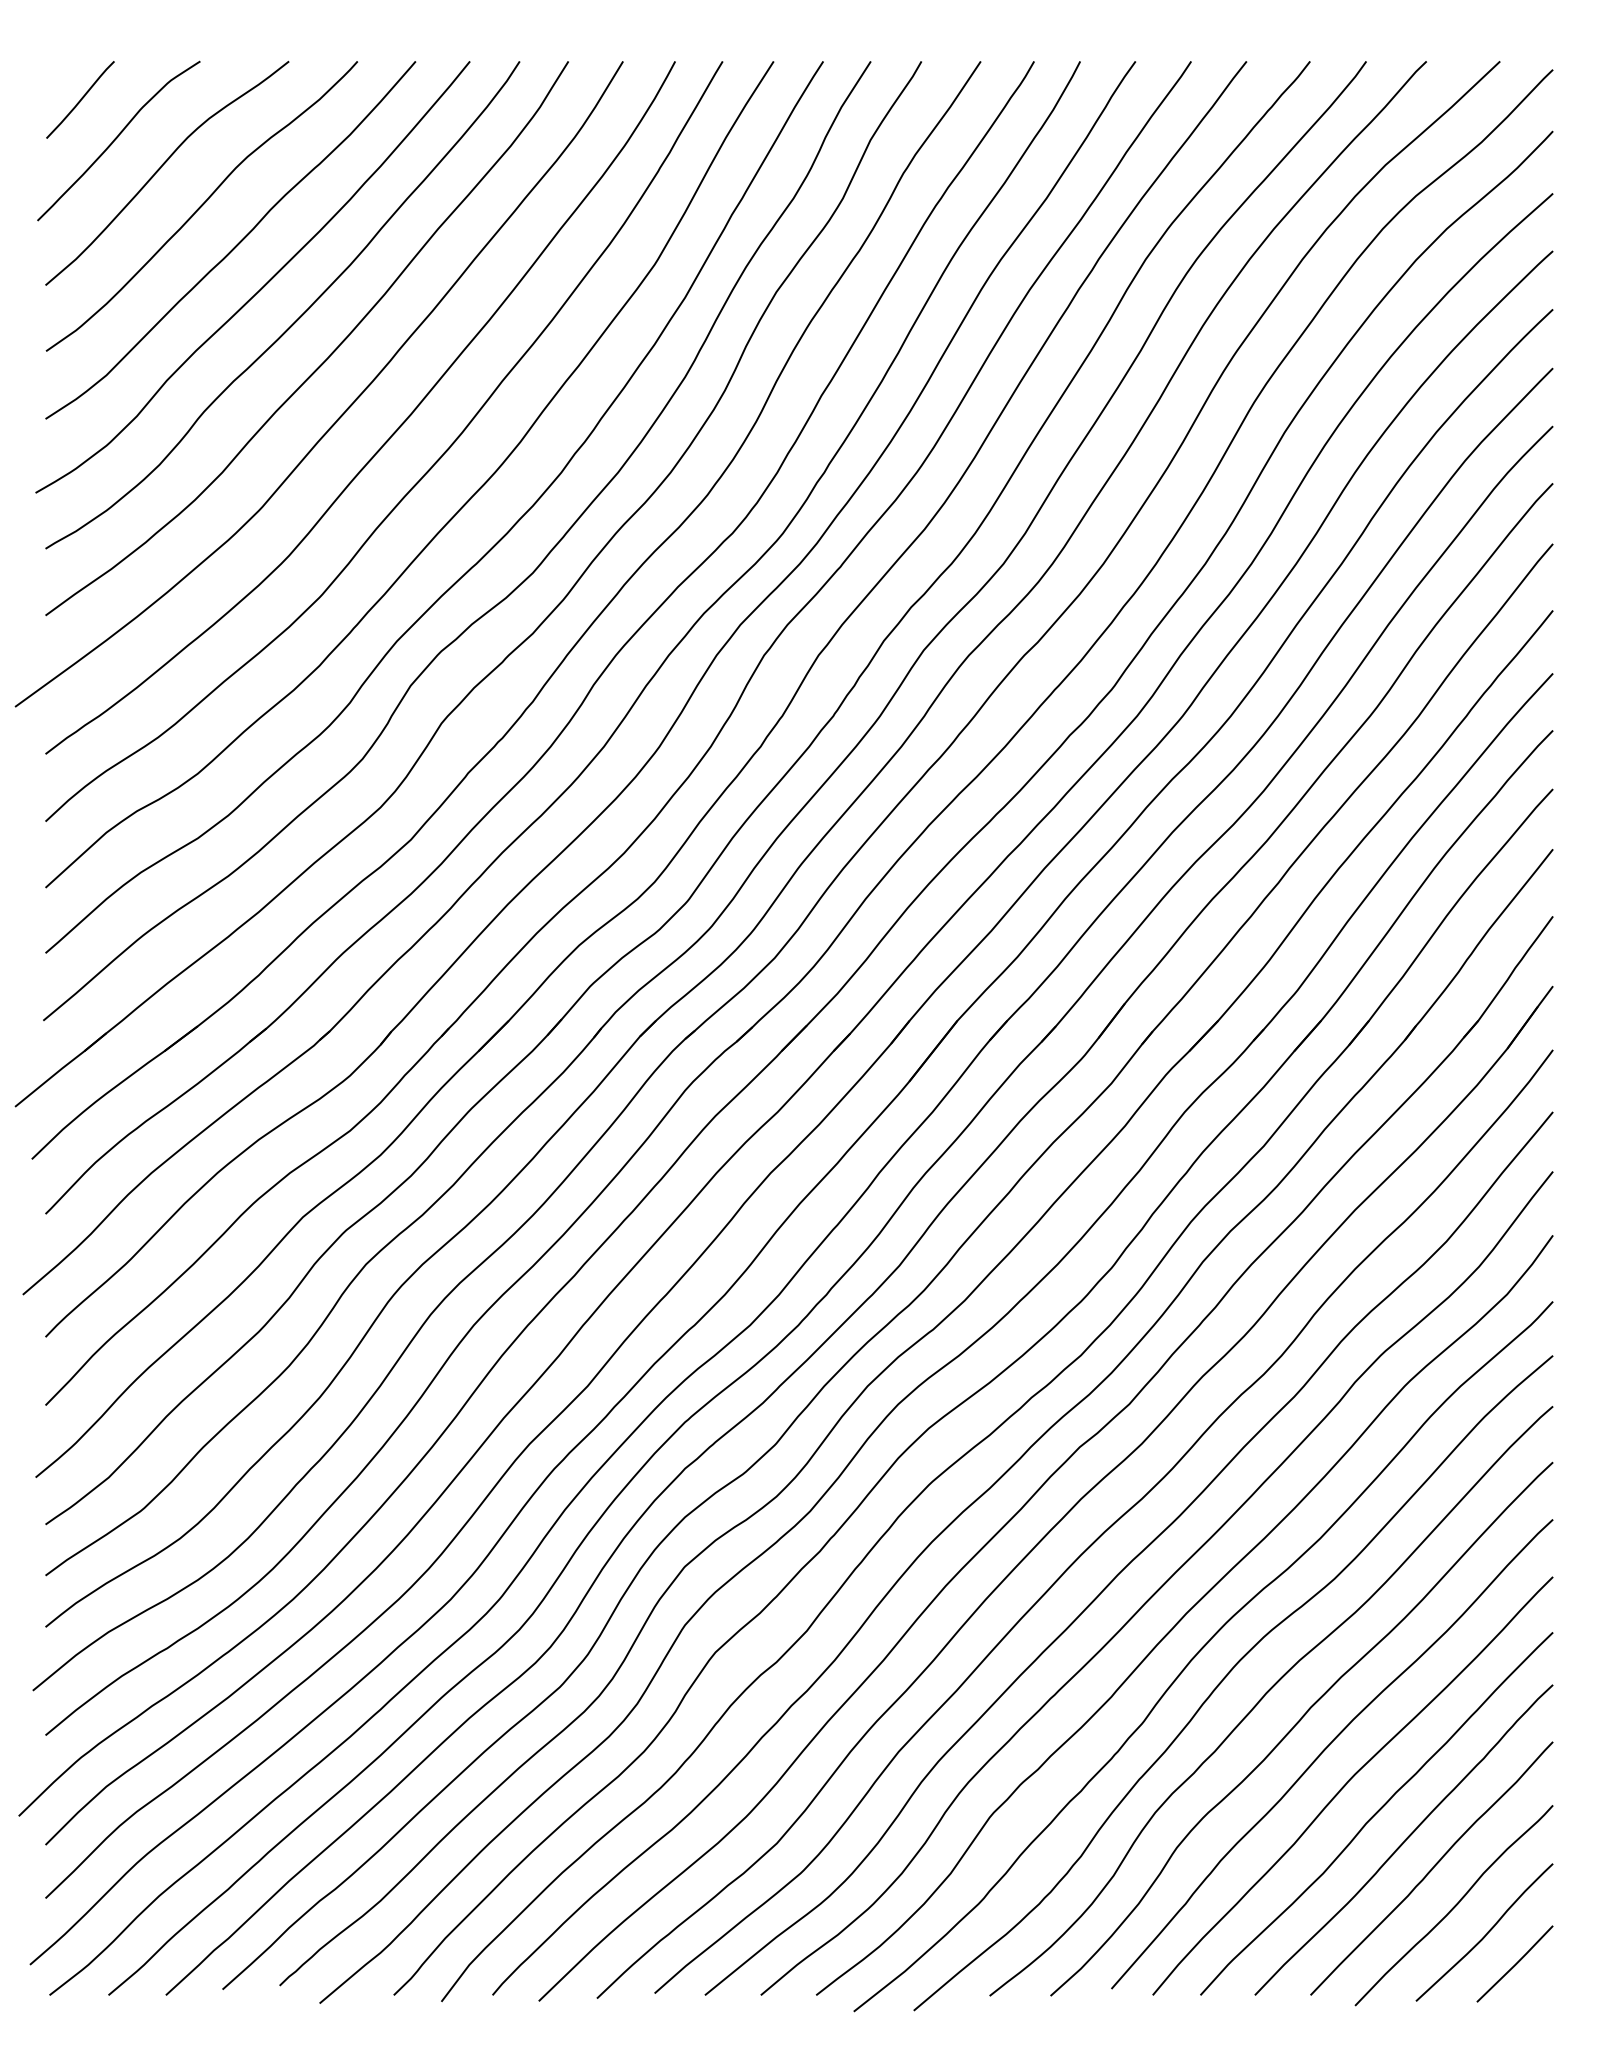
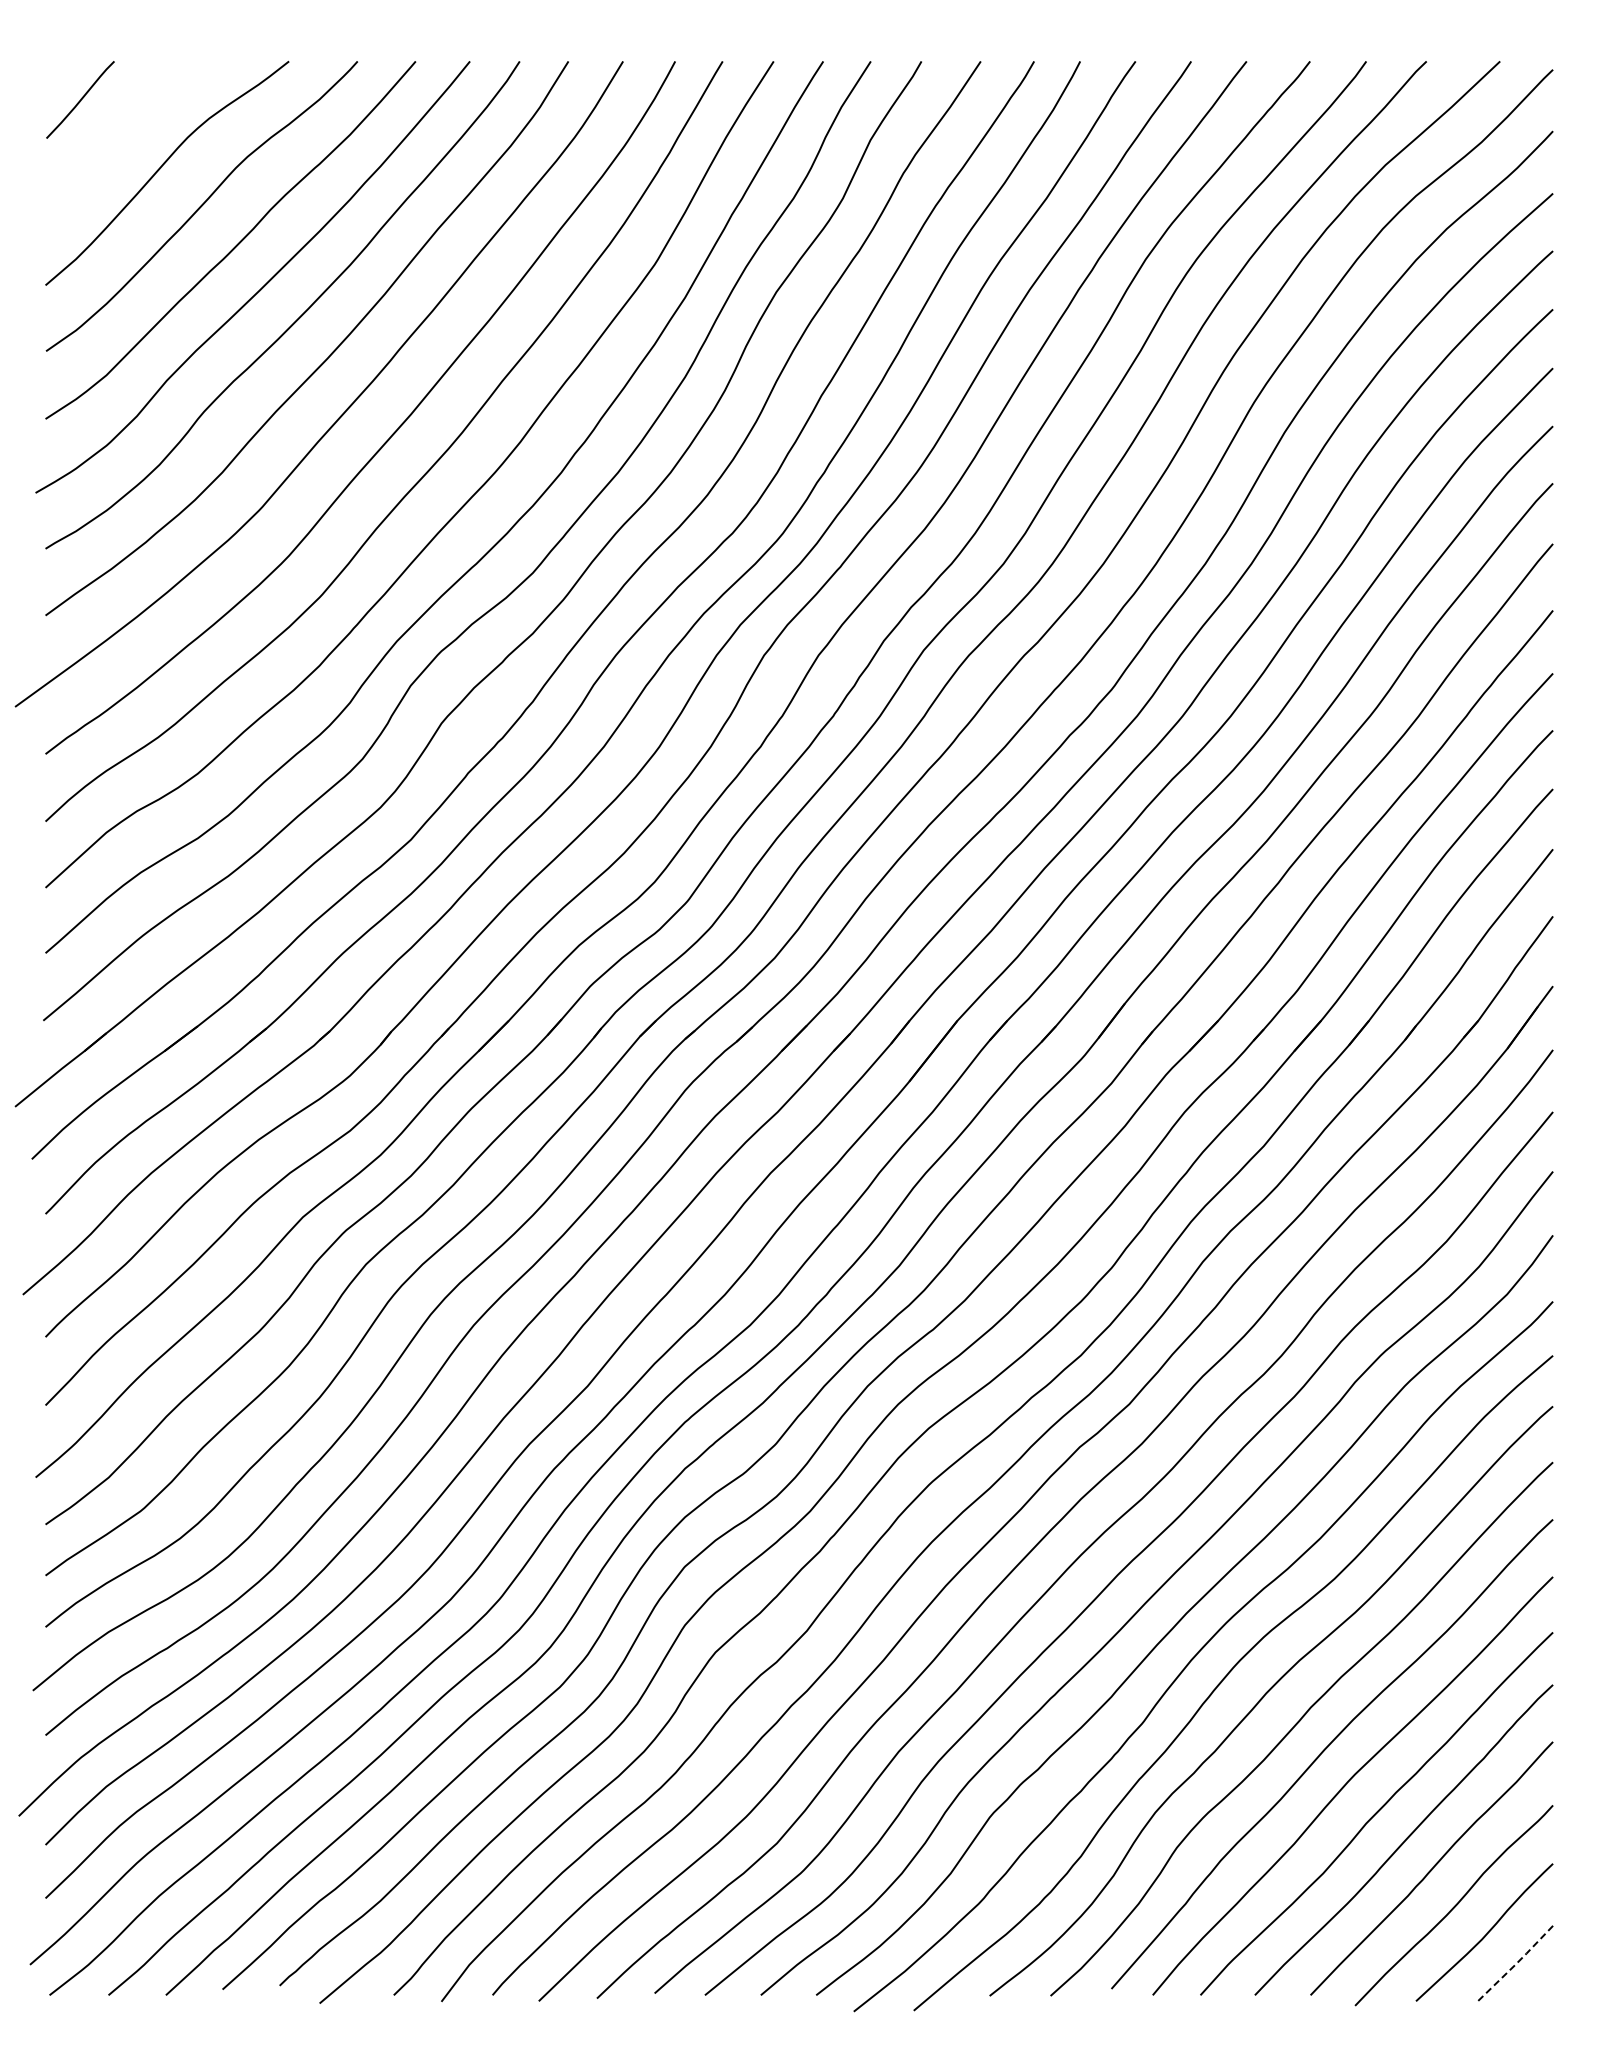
curve: present -> none (117, 138)
line: solid -> dashed (1515, 1964)
